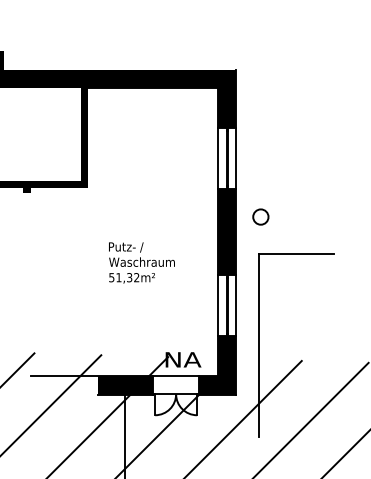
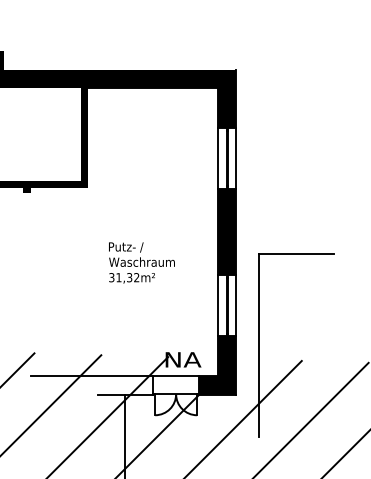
circle: present -> none (260, 216)
text: 51,32m² -> 31,32m² (111, 277)
fill: present -> none (125, 385)
